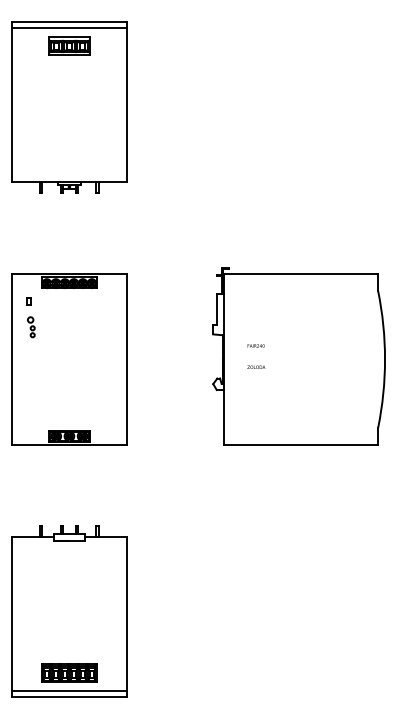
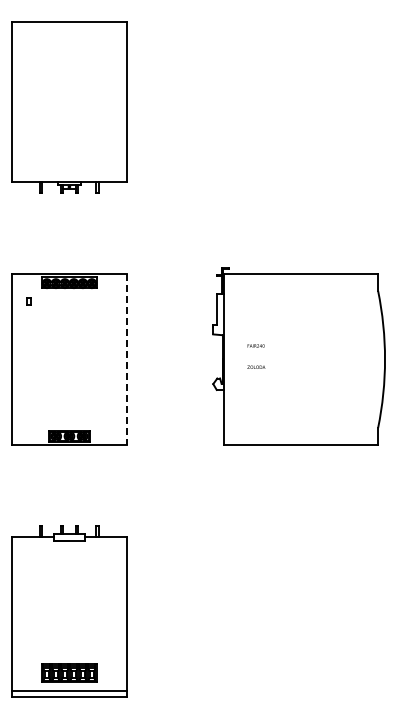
line: present -> none (68, 28)
part: present -> none (69, 45)
part: present -> none (31, 327)
line: solid -> dashed (126, 359)
